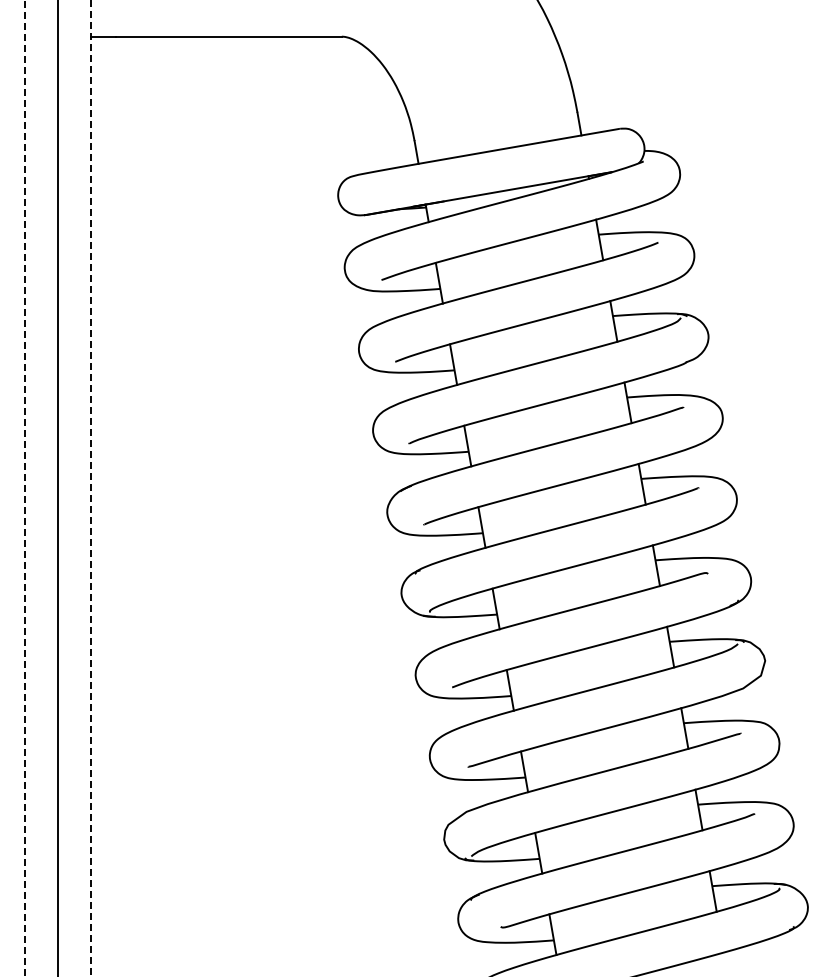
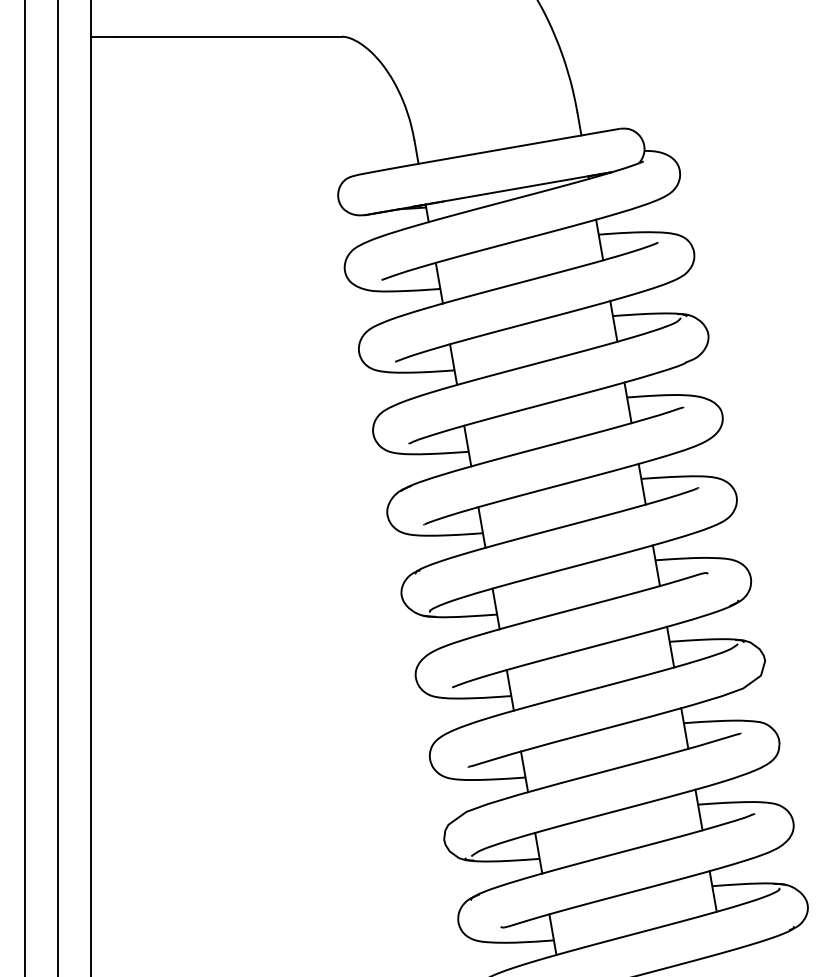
line: dashed -> solid (24, 488)
line: dashed -> solid (91, 488)
